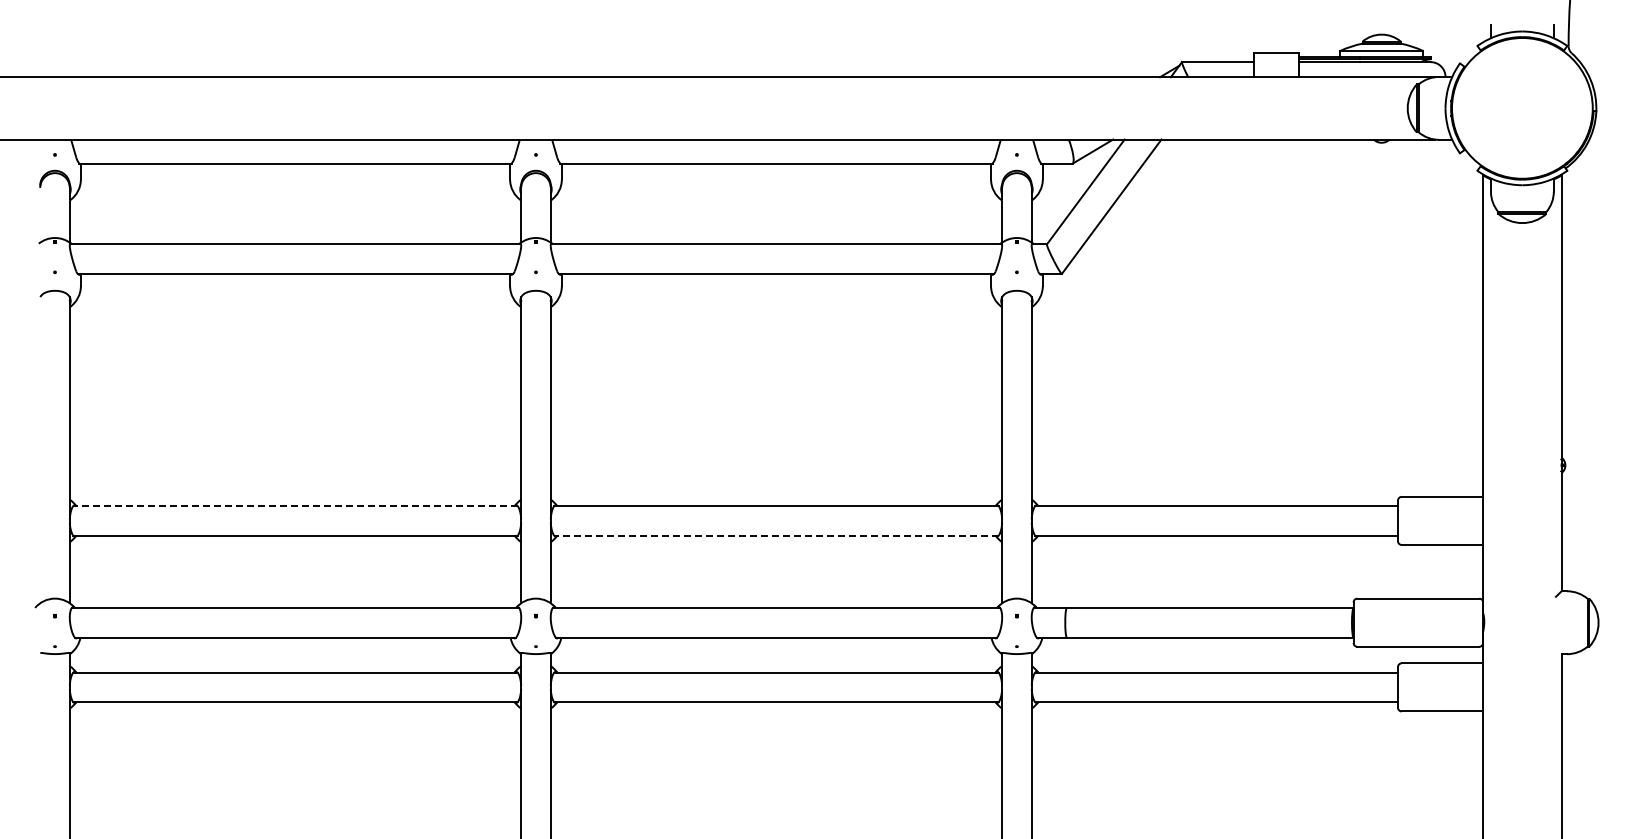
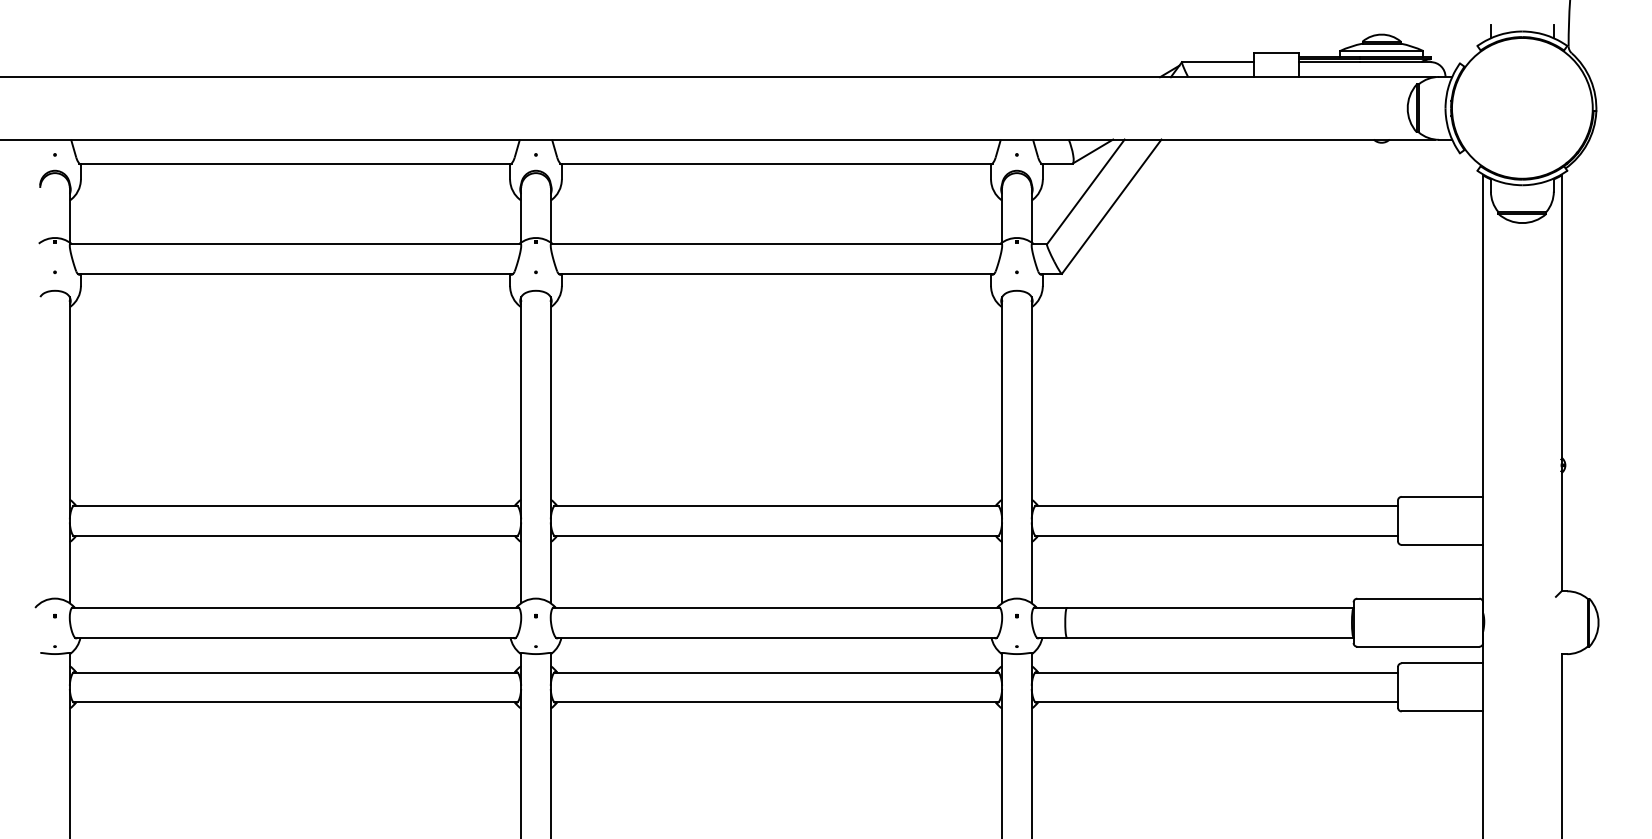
line: dashed -> solid (295, 506)
line: dashed -> solid (775, 535)
